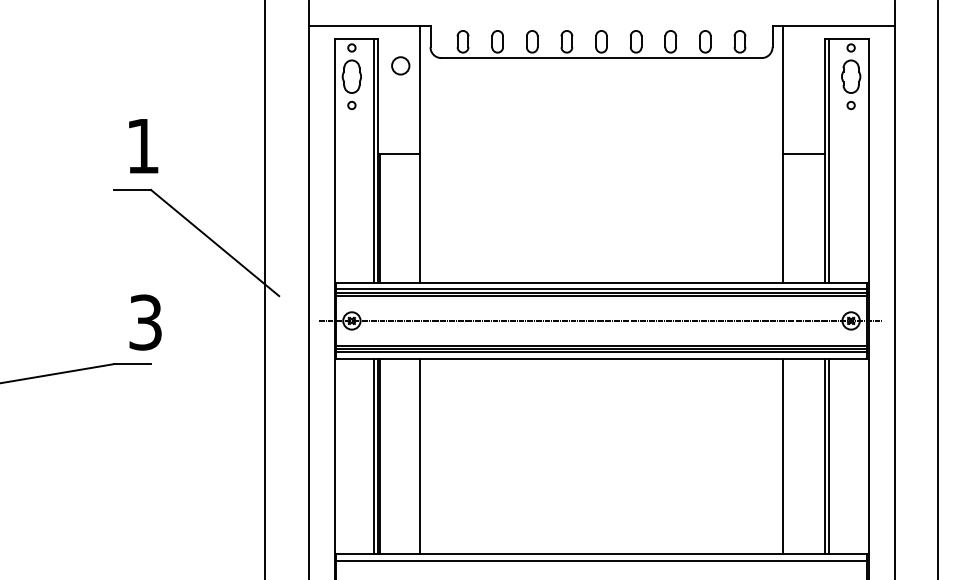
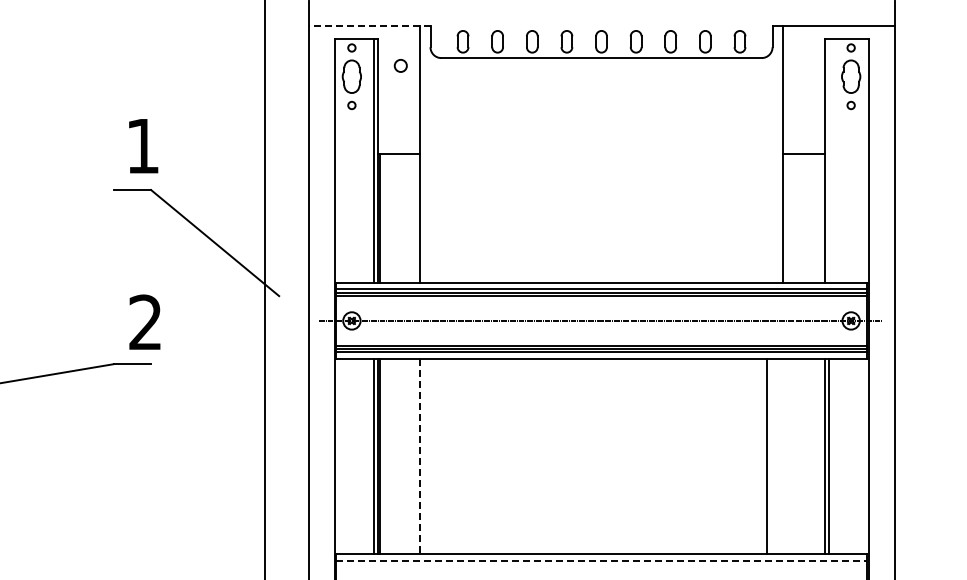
line: solid -> dashed (369, 25)
circle size: 20x20 px -> 15x14 px (400, 65)
line: present -> none (829, 160)
line: present -> none (937, 289)
text: 3 -> 2 (145, 322)
line position: (783, 456) -> (767, 456) (767, 456)
line: solid -> dashed (419, 457)
line: solid -> dashed (601, 560)
